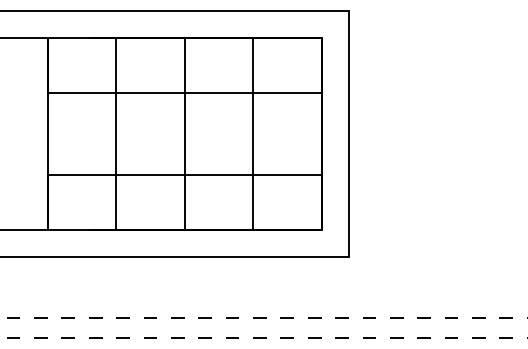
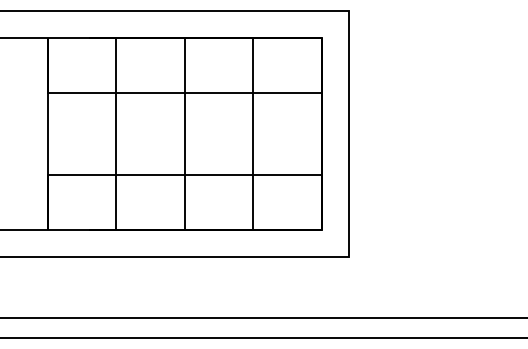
line: dashed -> solid (264, 318)
line: dashed -> solid (264, 338)
